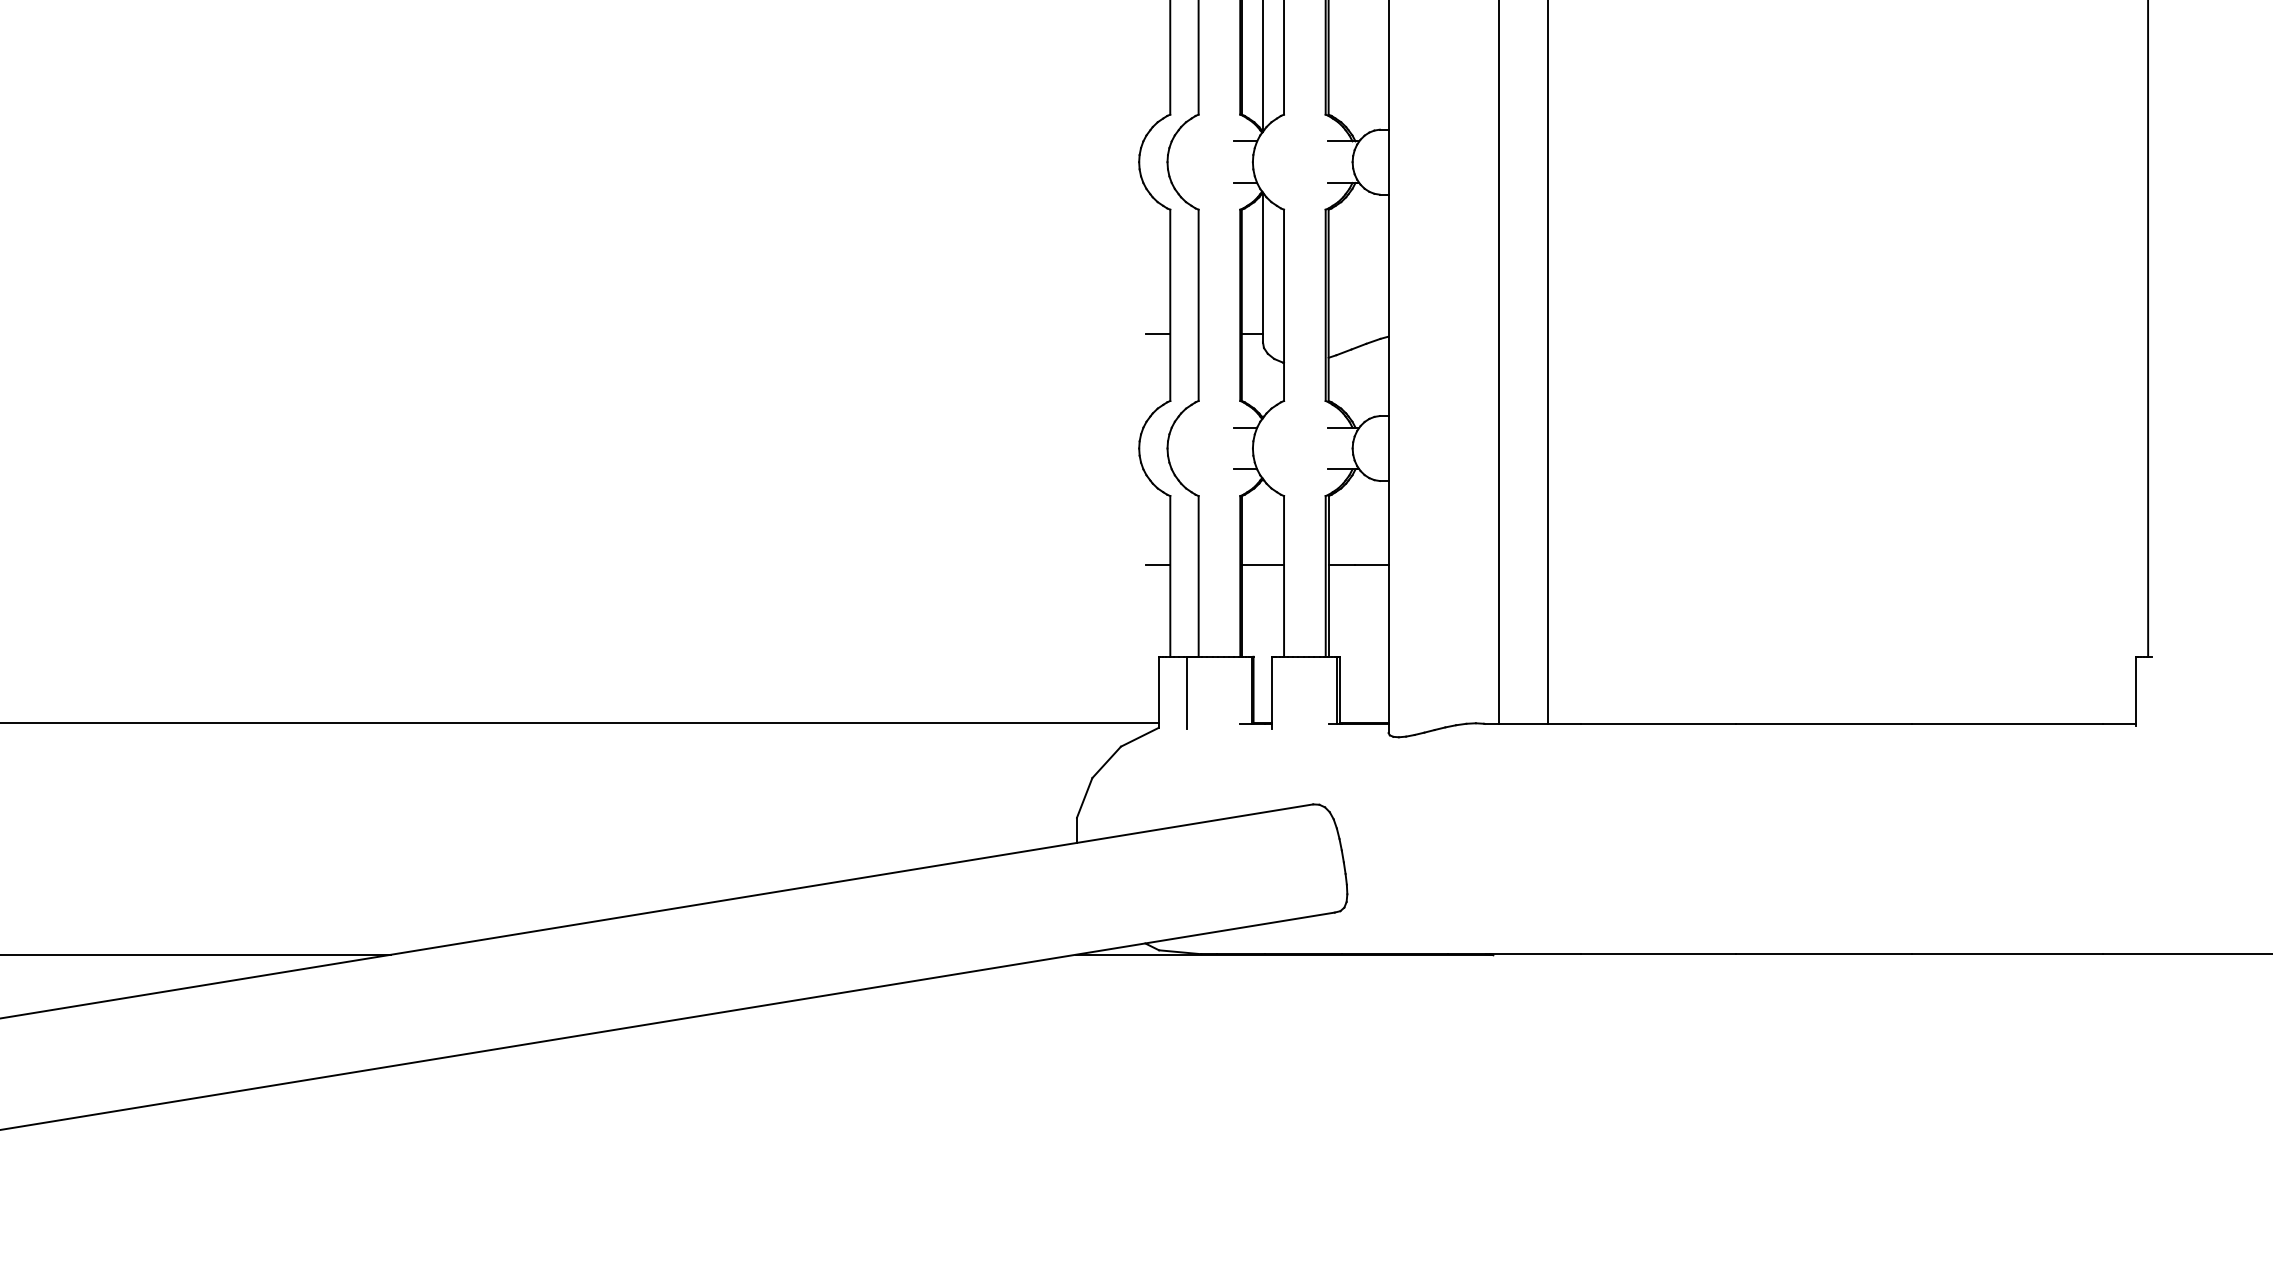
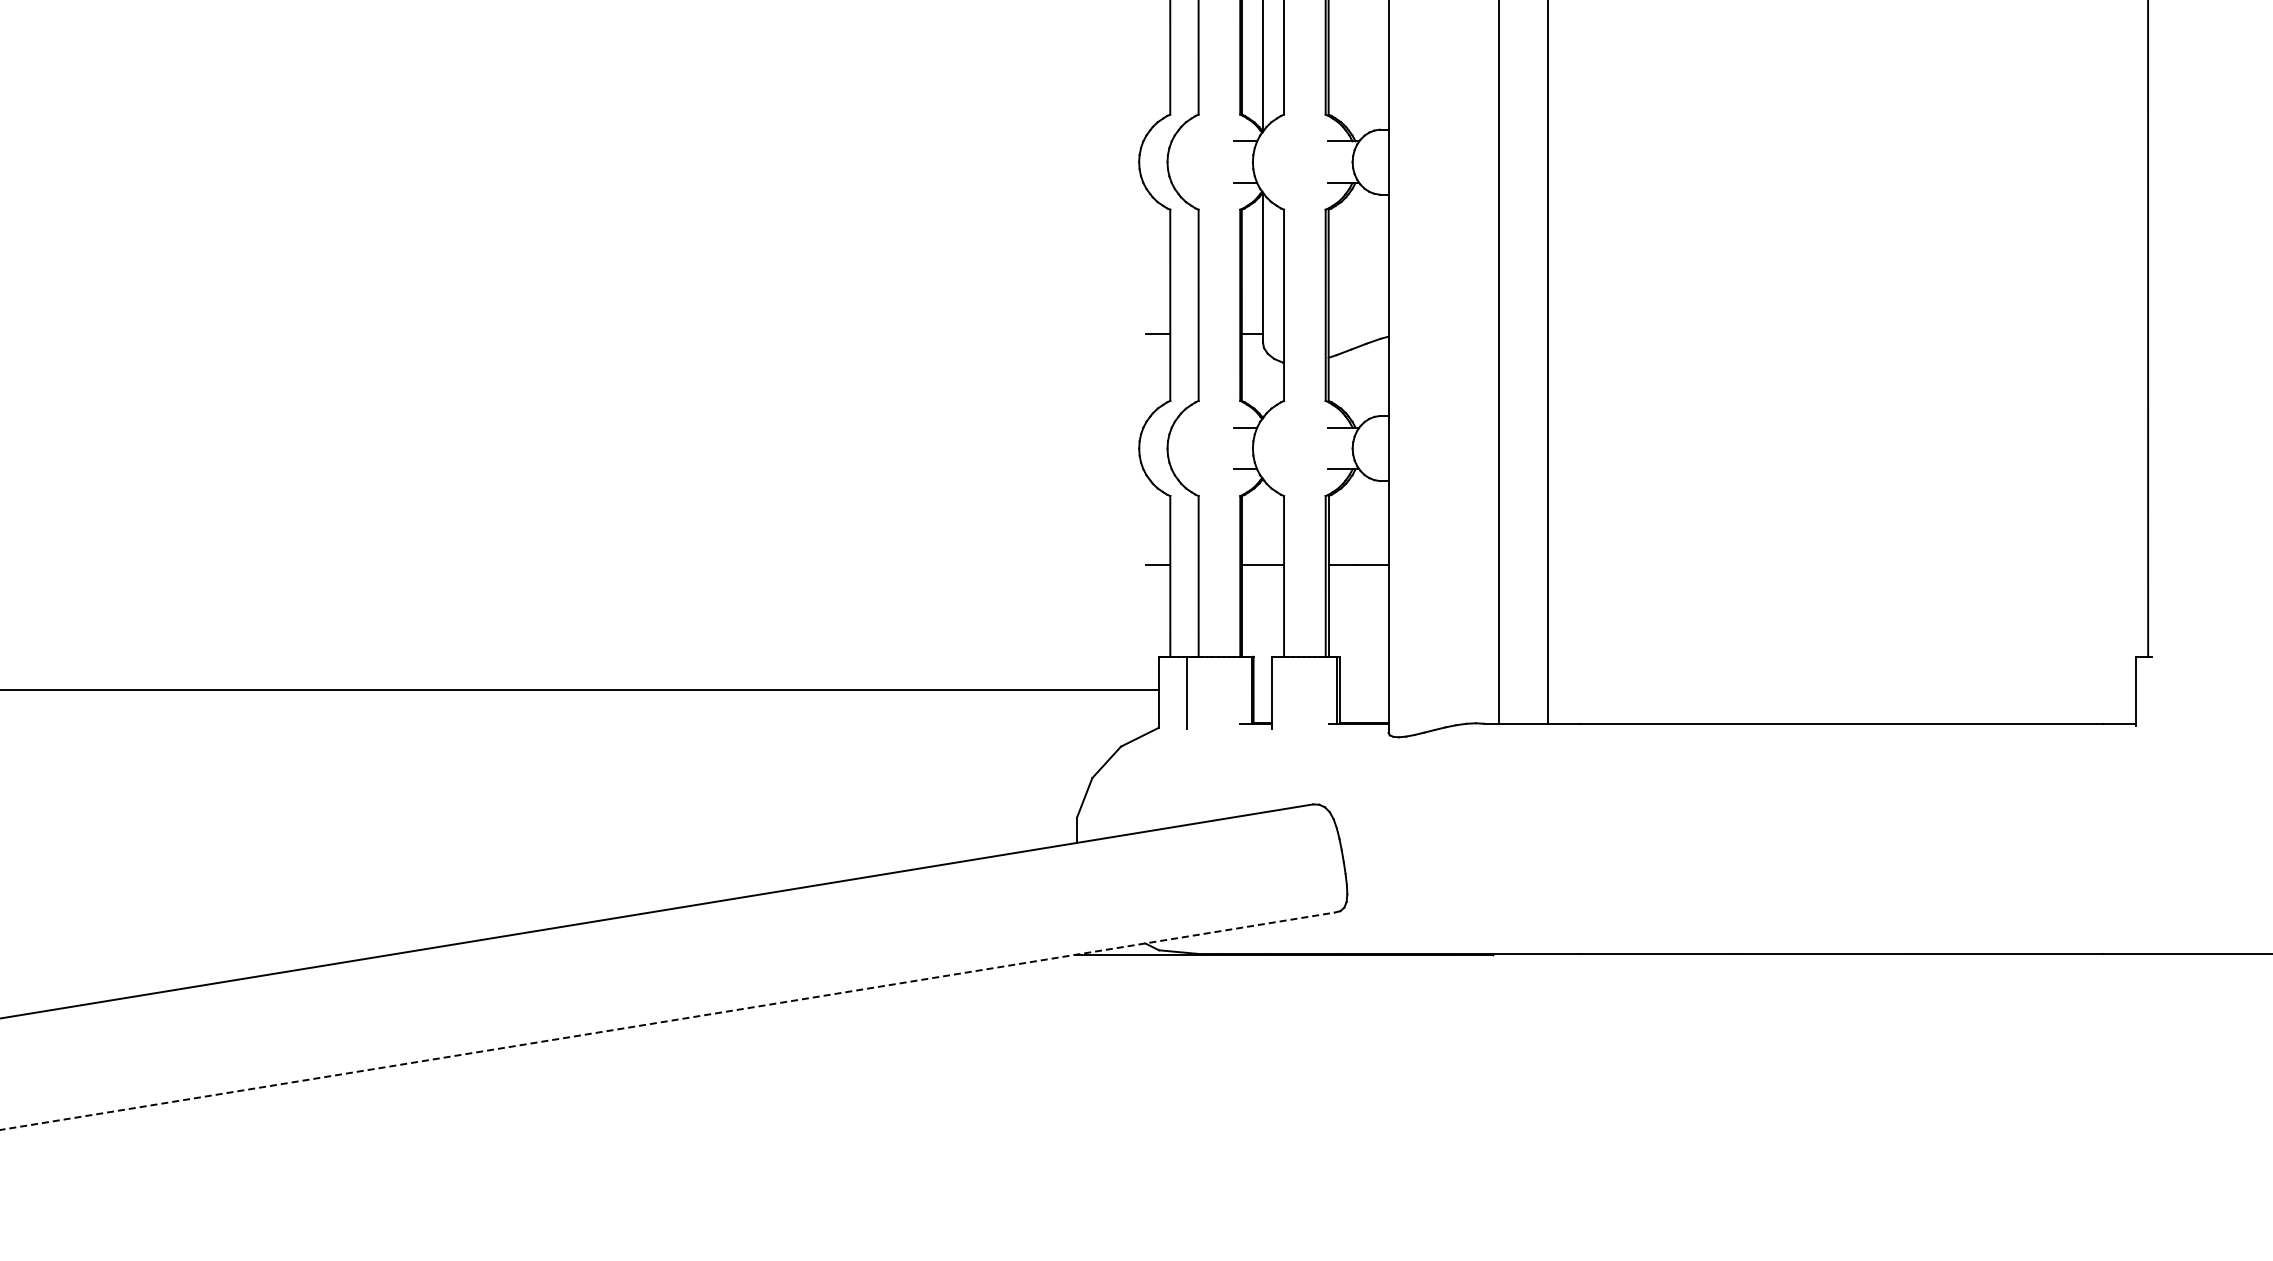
line position: (580, 723) -> (580, 690) (580, 690)
line: present -> none (196, 954)
line: solid -> dashed (667, 1021)
